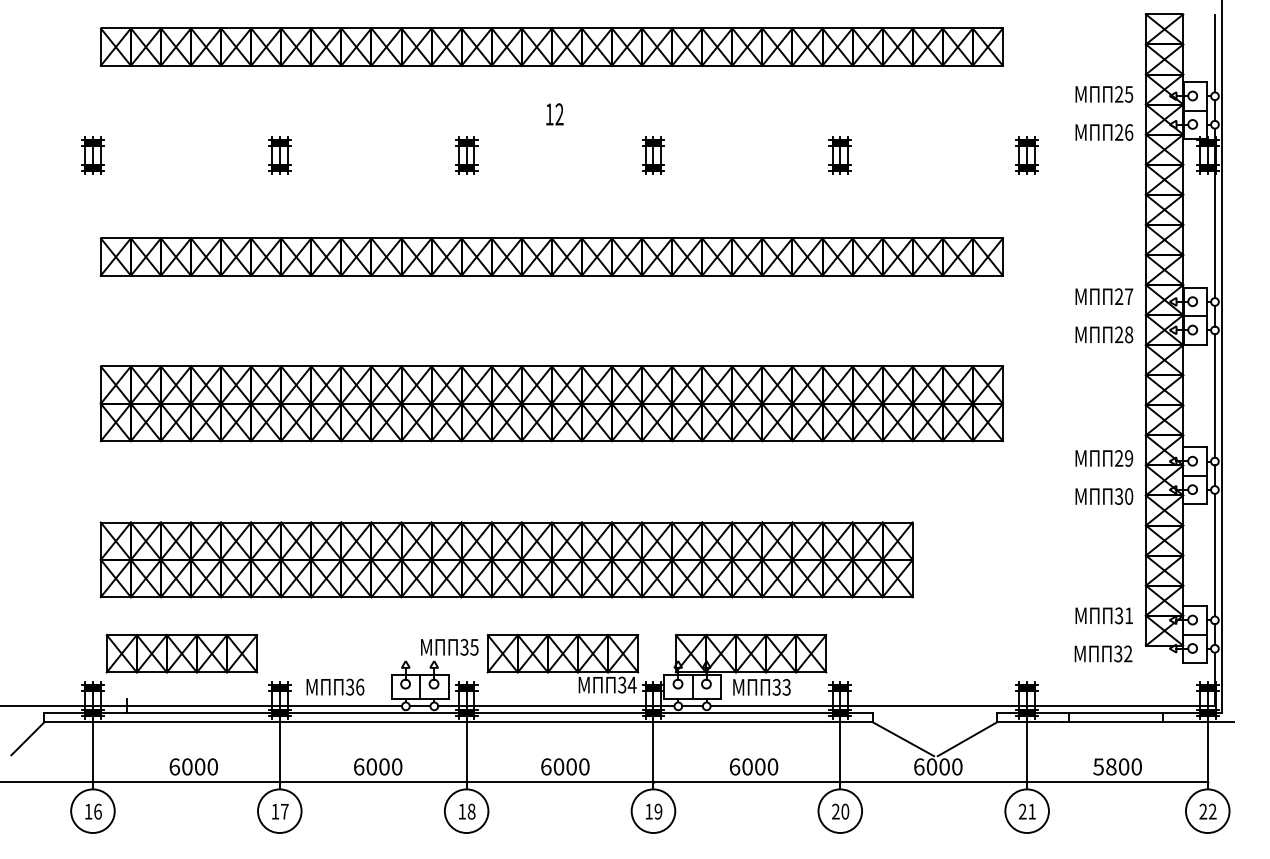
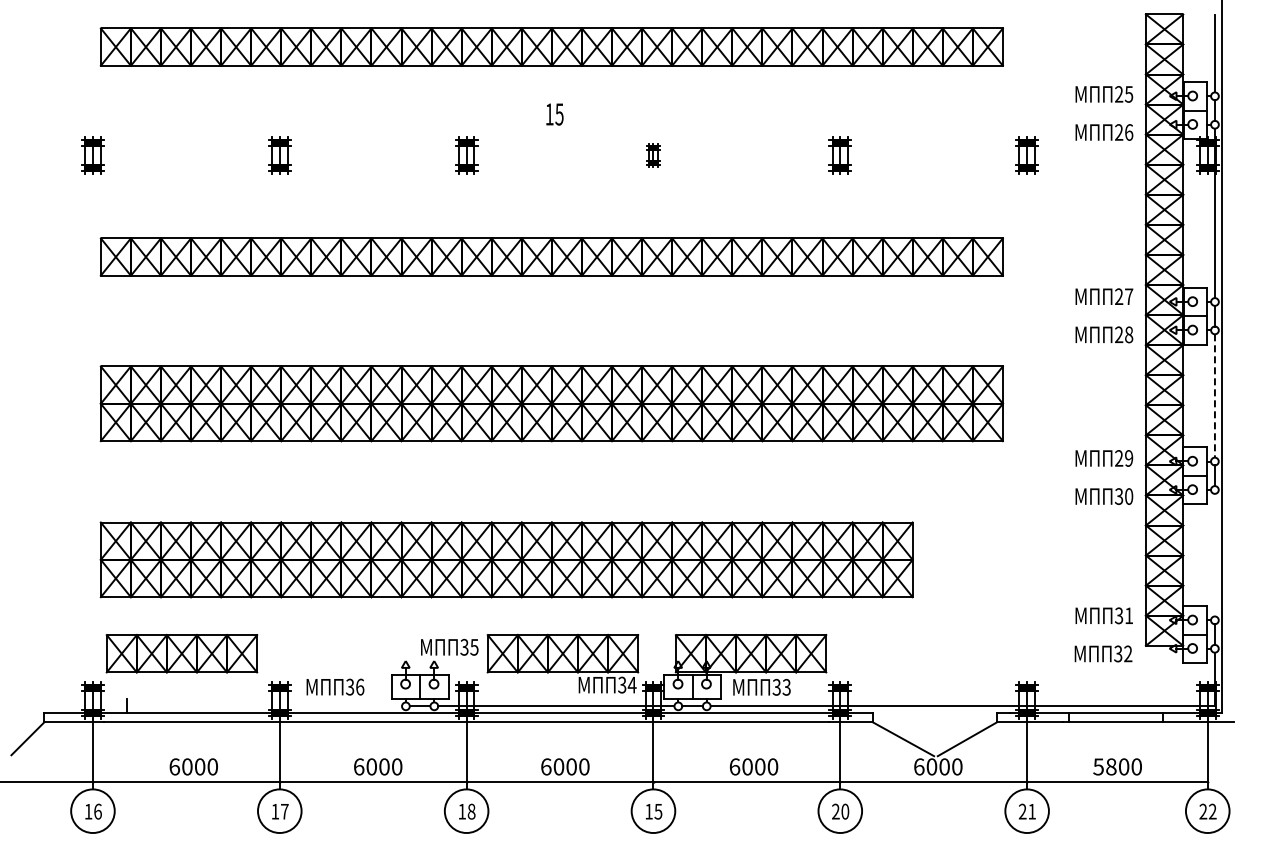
text: 12 -> 15 (559, 114)
part size: 23x39 px -> 15x25 px (653, 155)
line: solid -> dashed (1214, 395)
line: present -> none (1214, 554)
line: present -> none (202, 706)
text: 19 -> 15 (658, 811)
